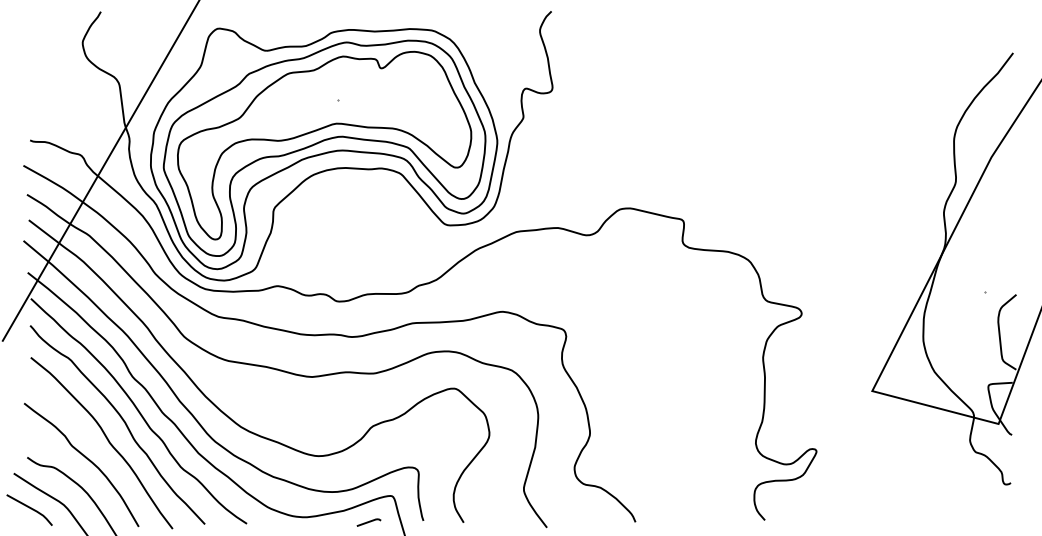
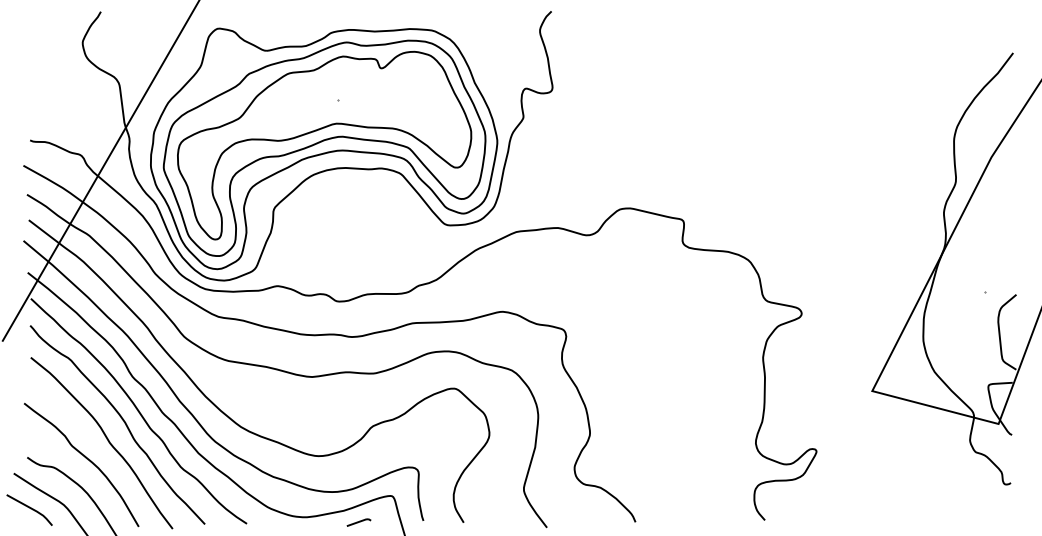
line position: (368, 522) -> (358, 522) (358, 522)
